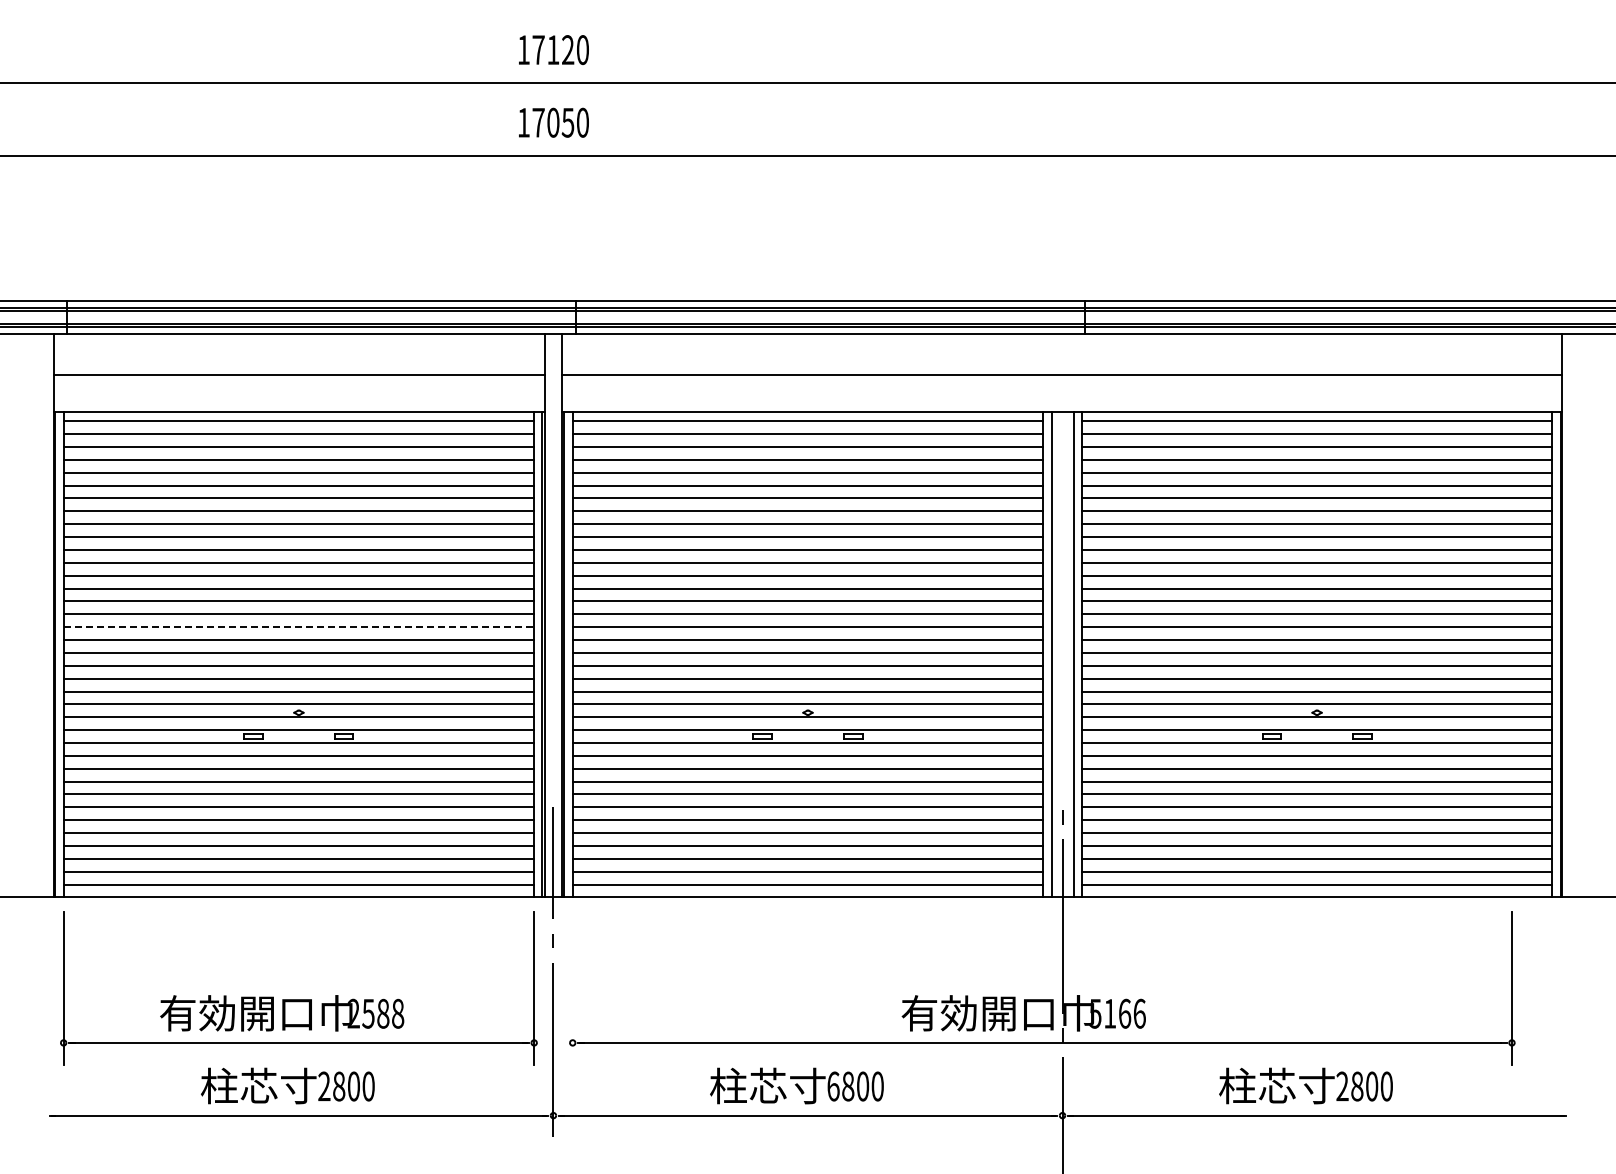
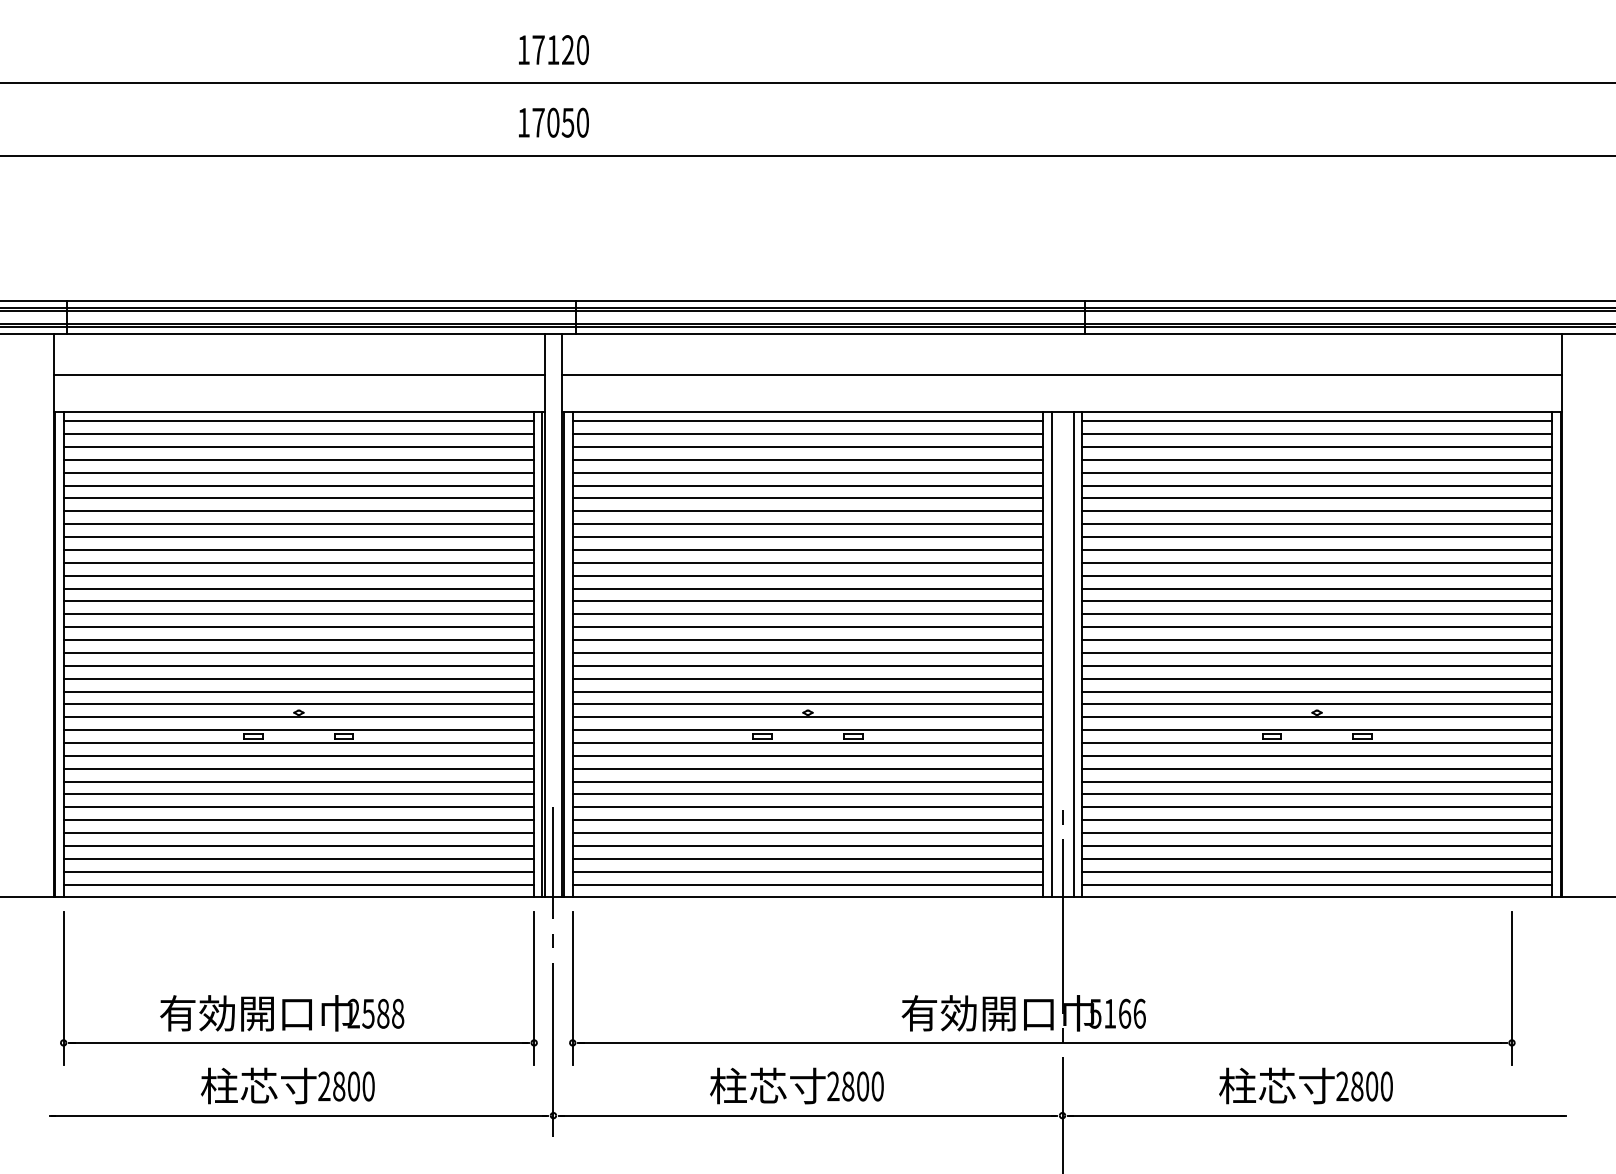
line: dashed -> solid (299, 627)
line: none -> present (572, 988)
text: 6800 -> 2800 (833, 1086)
